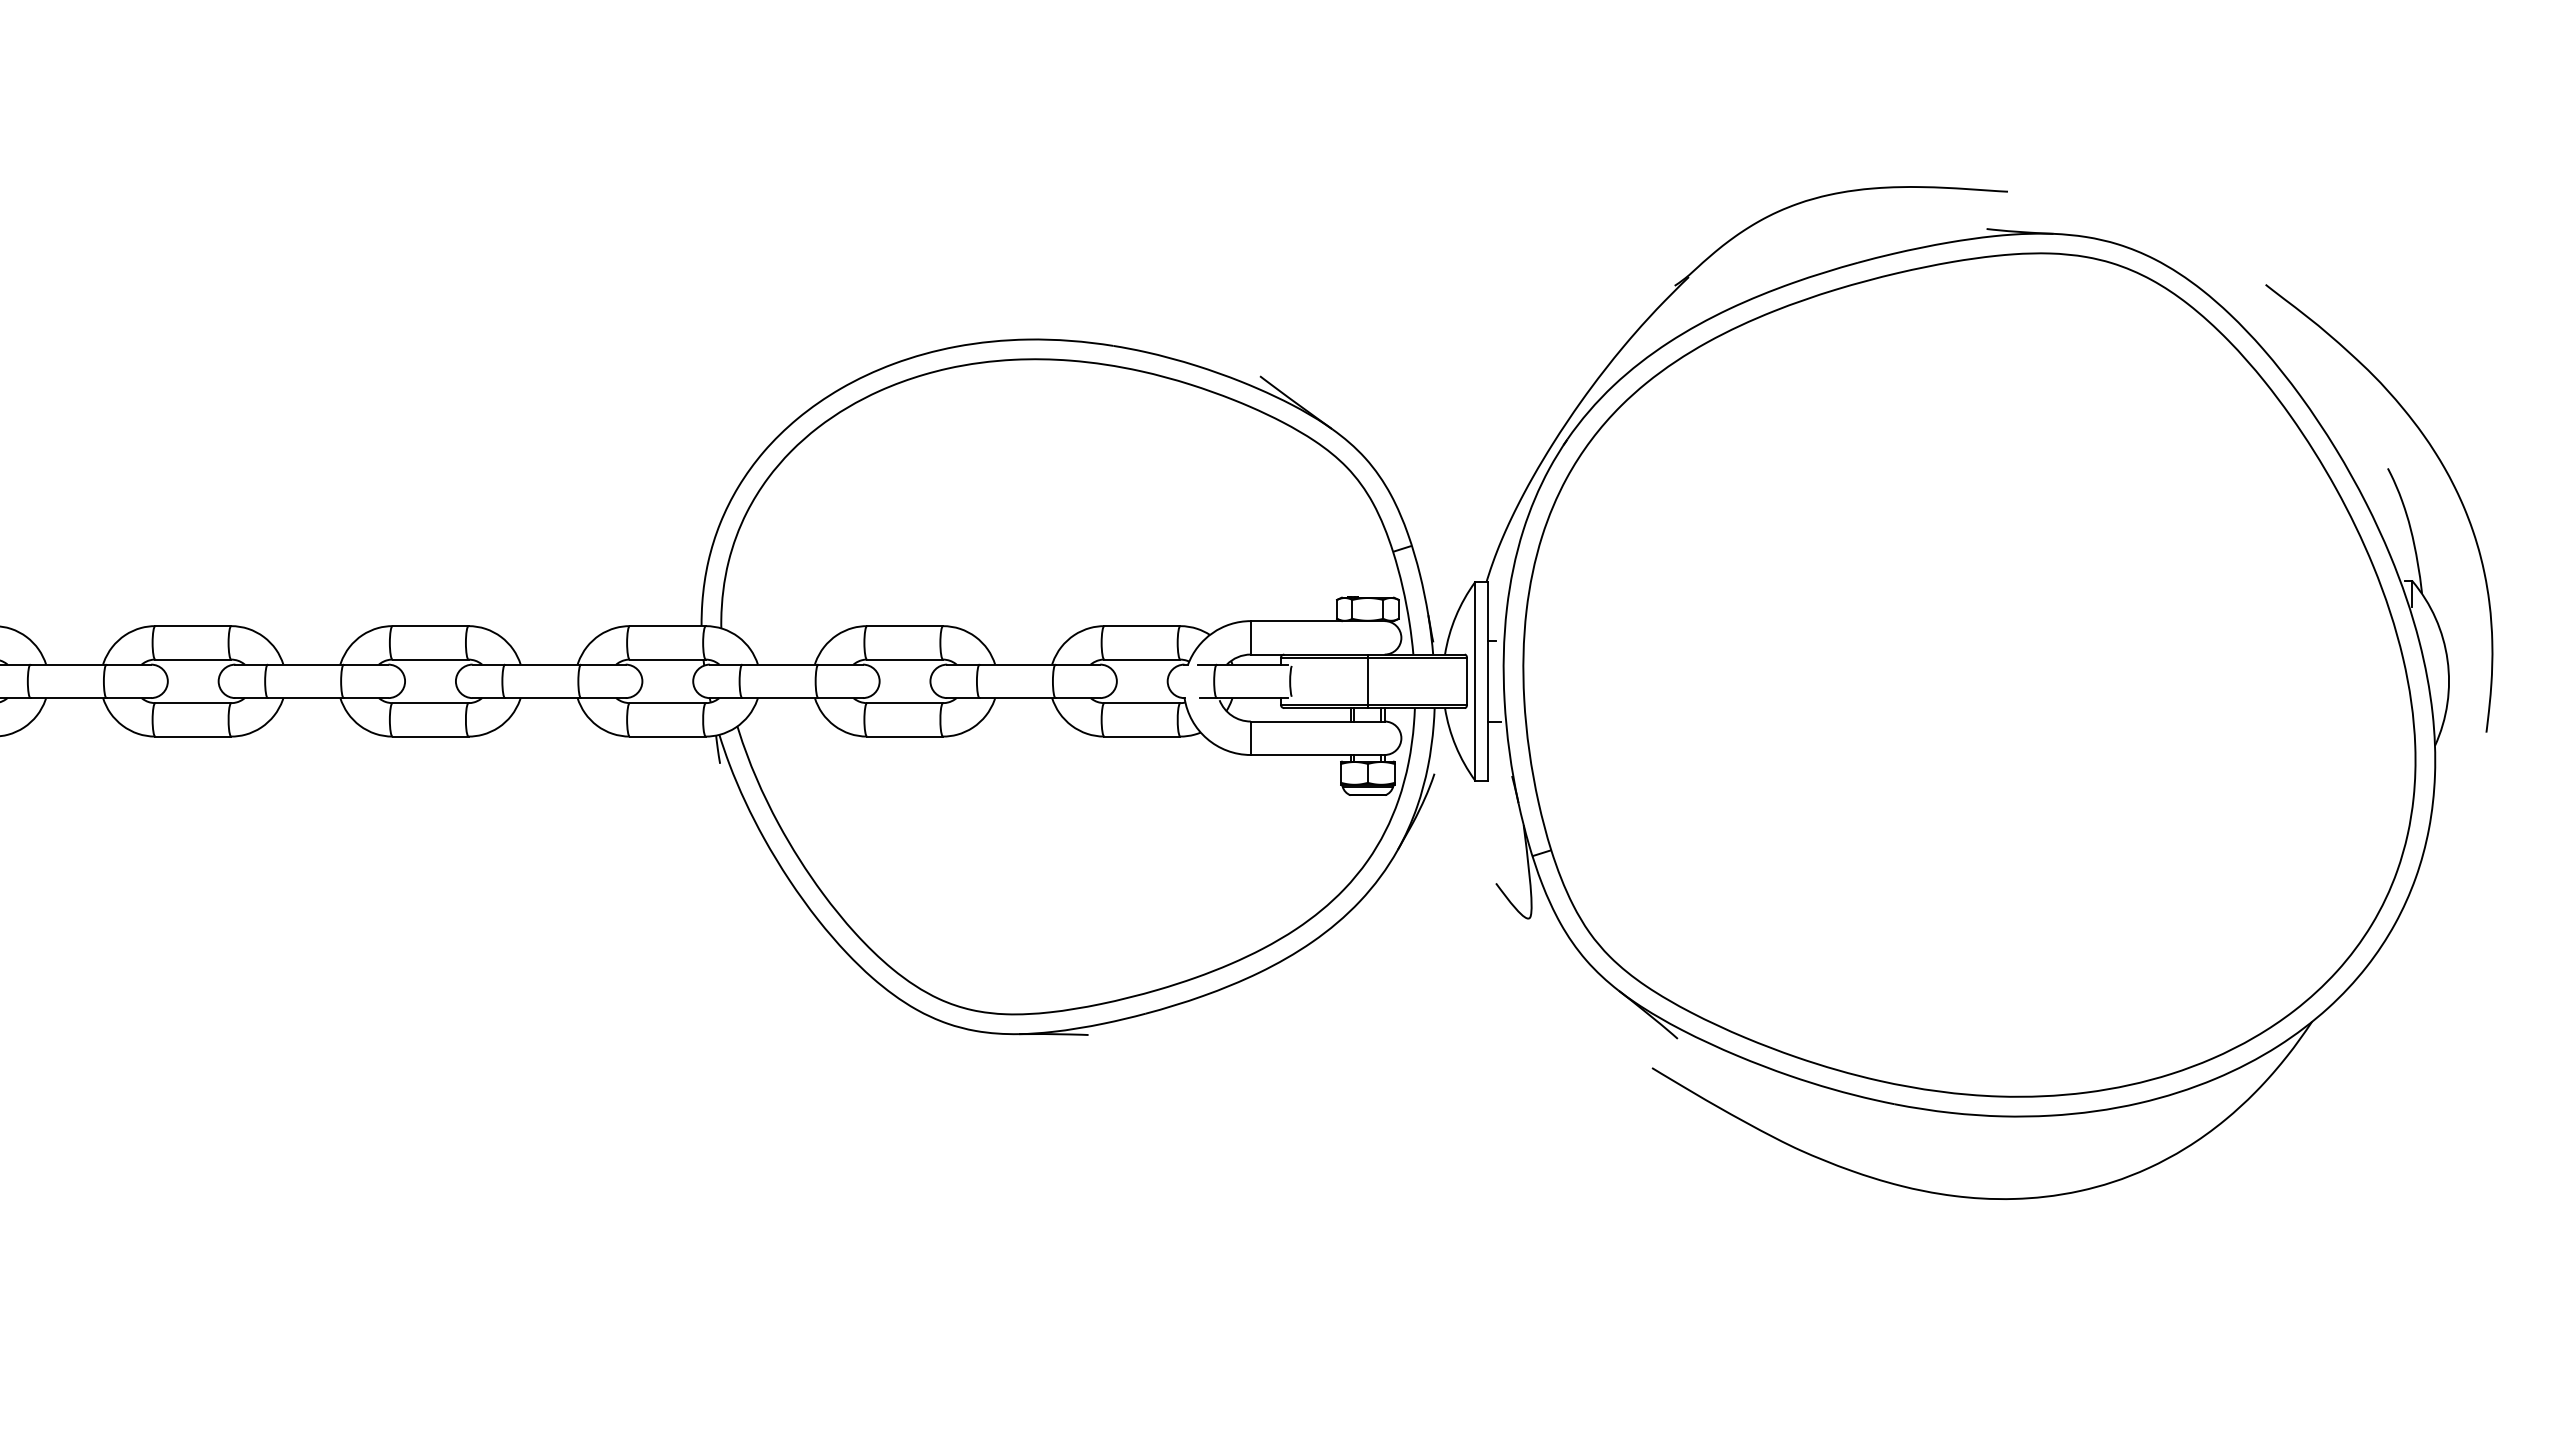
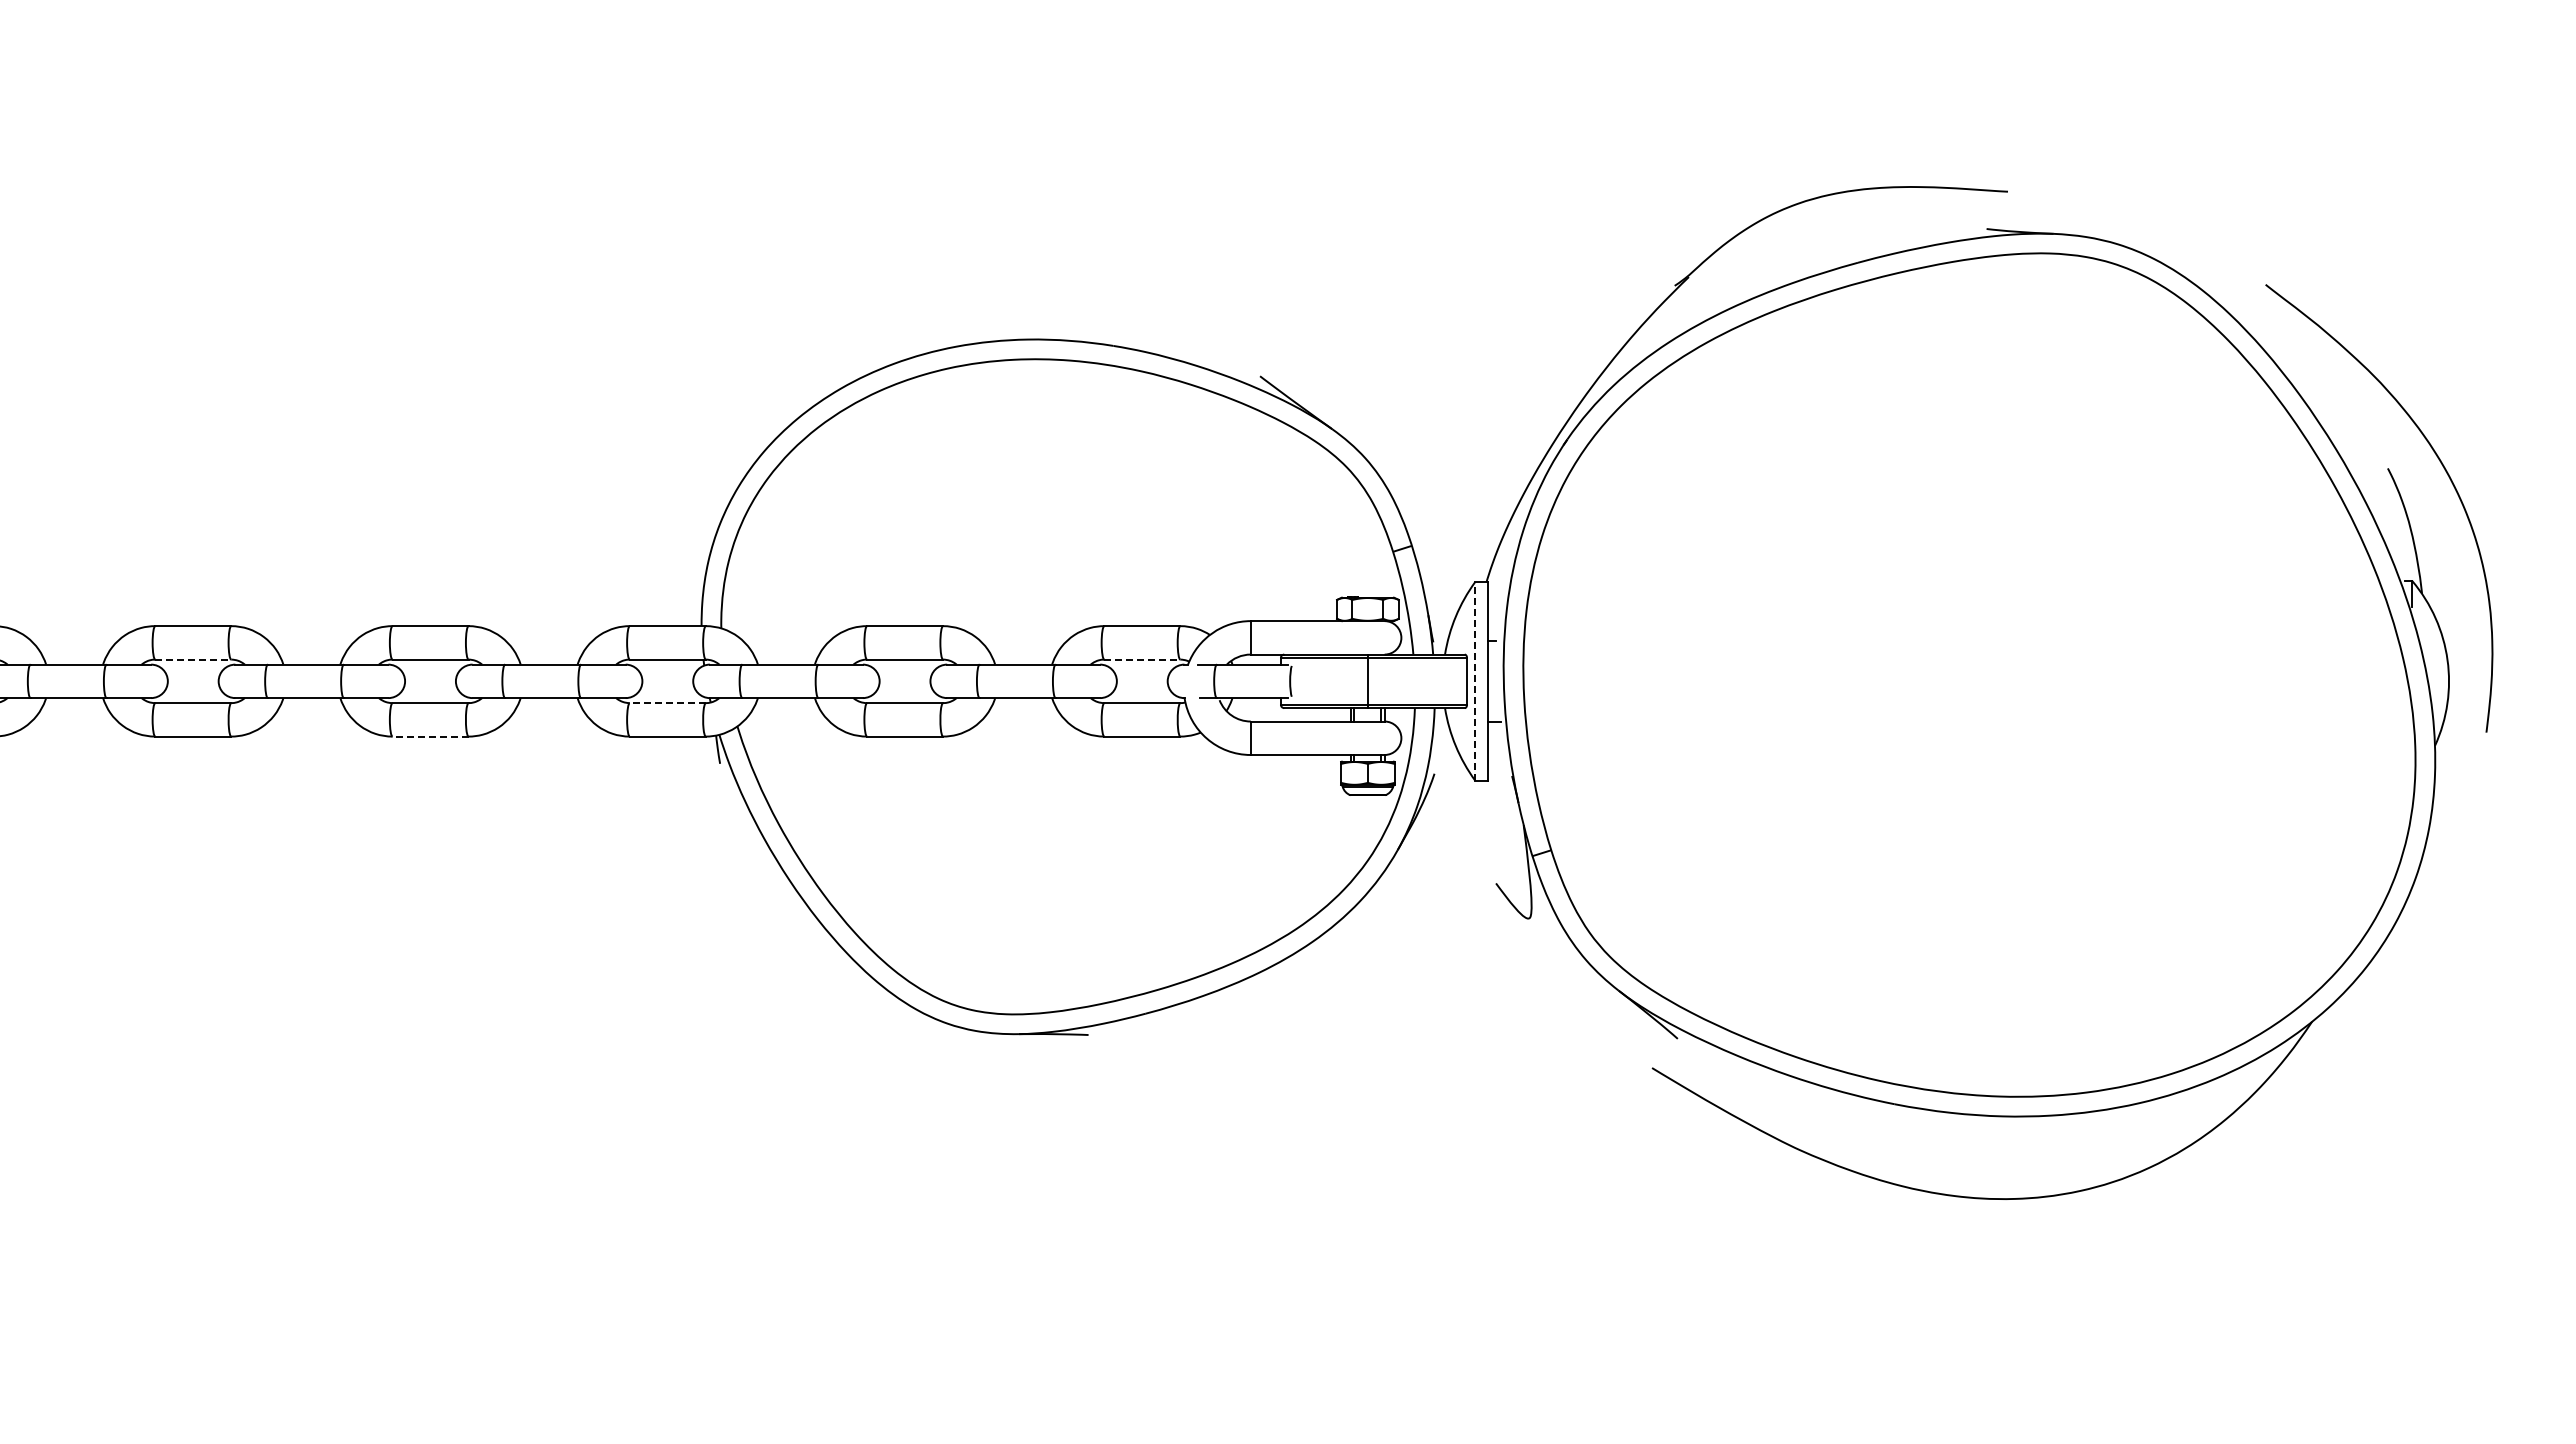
line: solid -> dashed (193, 659)
line: solid -> dashed (1142, 659)
line: solid -> dashed (1475, 680)
line: solid -> dashed (667, 703)
line: solid -> dashed (430, 736)
